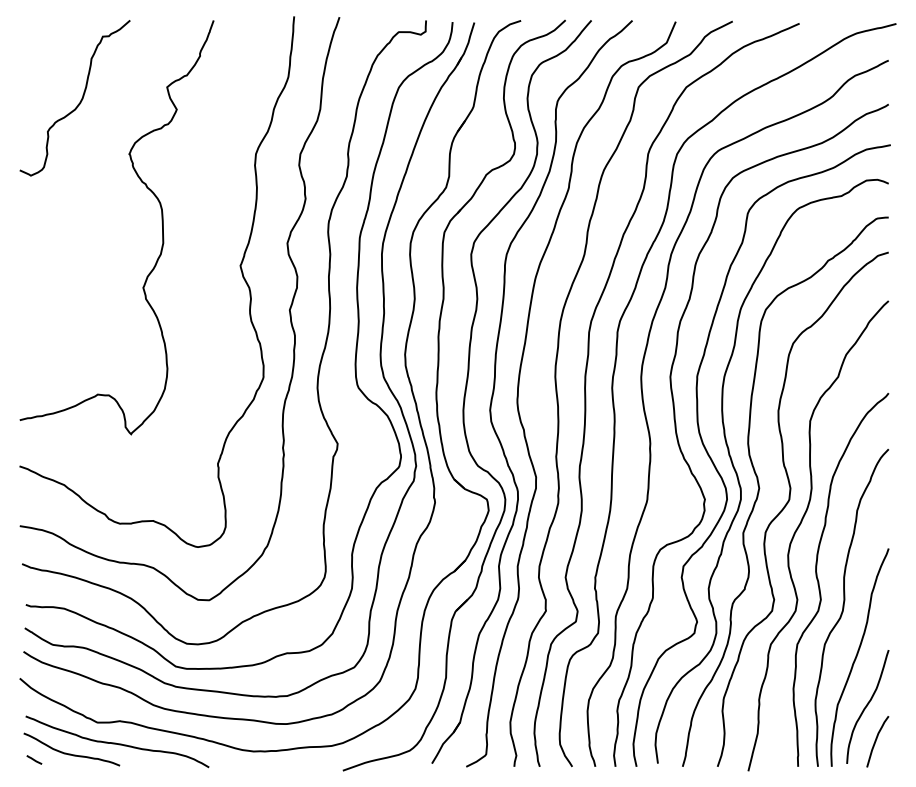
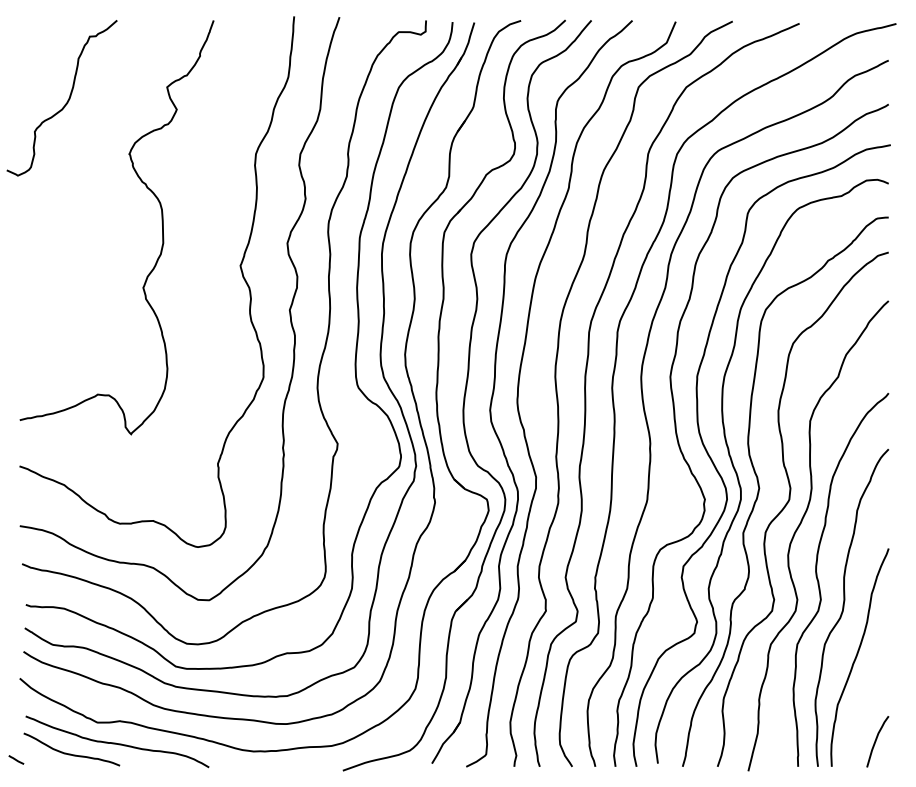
curve position: (80, 100) -> (67, 100) (67, 100)
curve: present -> none (867, 706)
line position: (34, 759) -> (16, 759) (16, 759)
